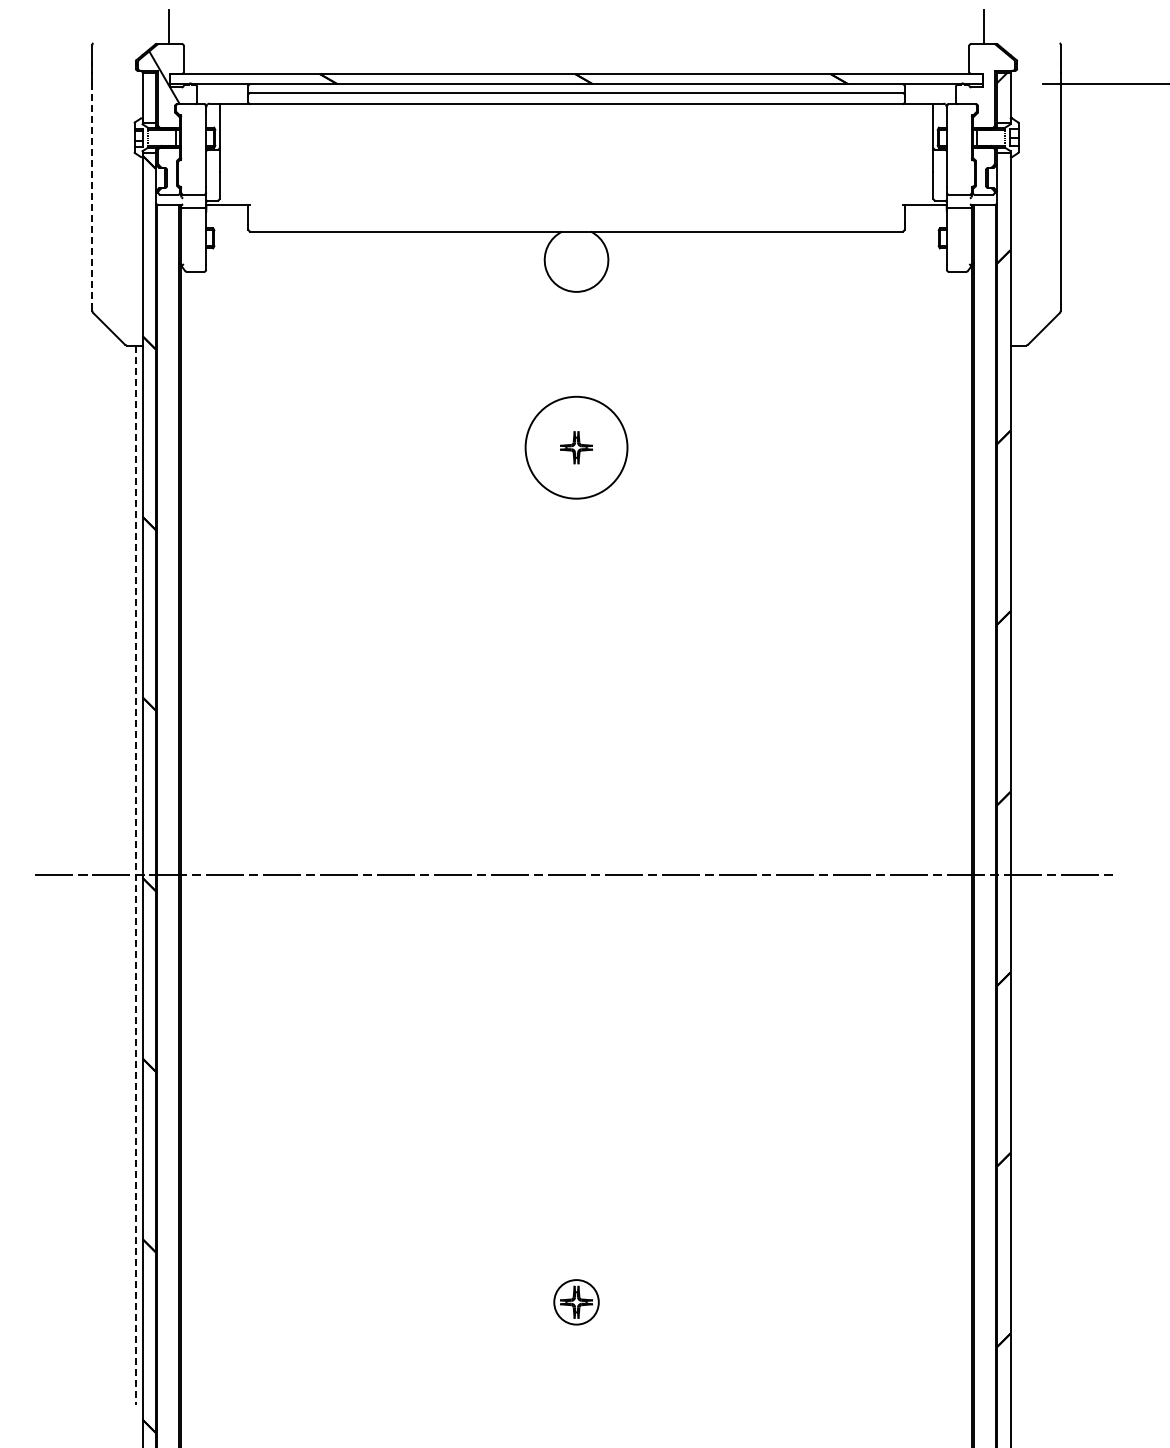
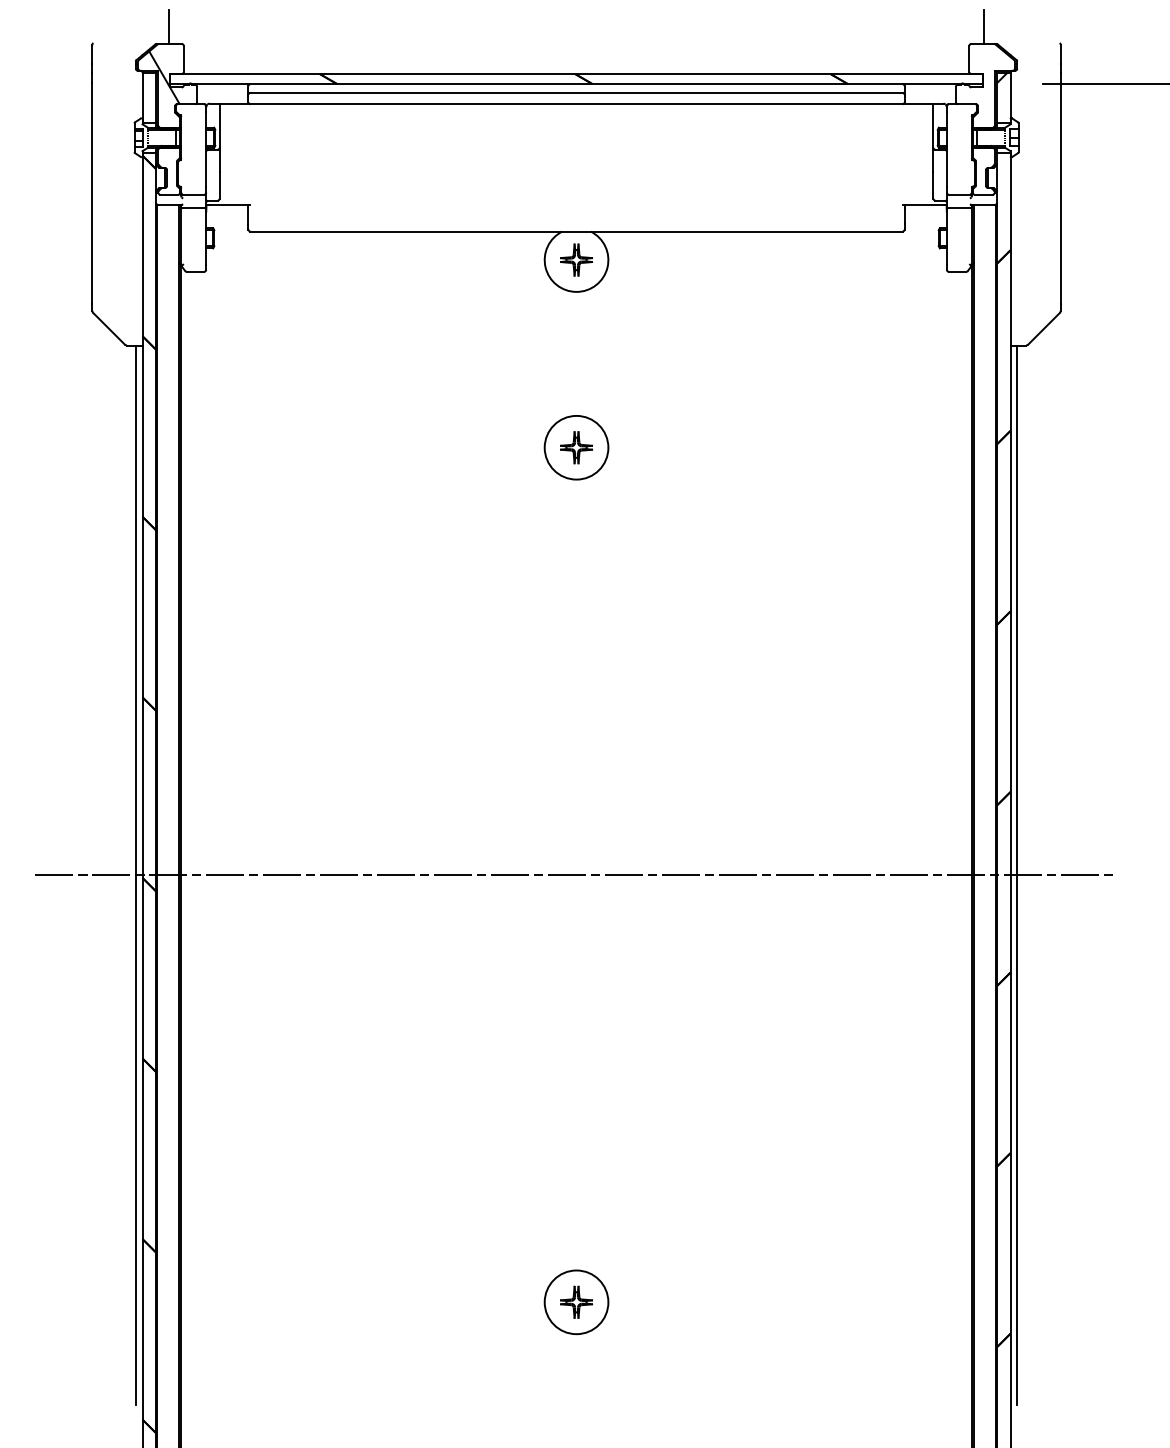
line: dashed -> solid (92, 193)
part: none -> present (576, 259)
circle diameter: 102 px -> 64 px (576, 447)
line: none -> present (1017, 874)
line: dashed -> solid (135, 875)
circle diameter: 45 px -> 64 px (576, 1302)
